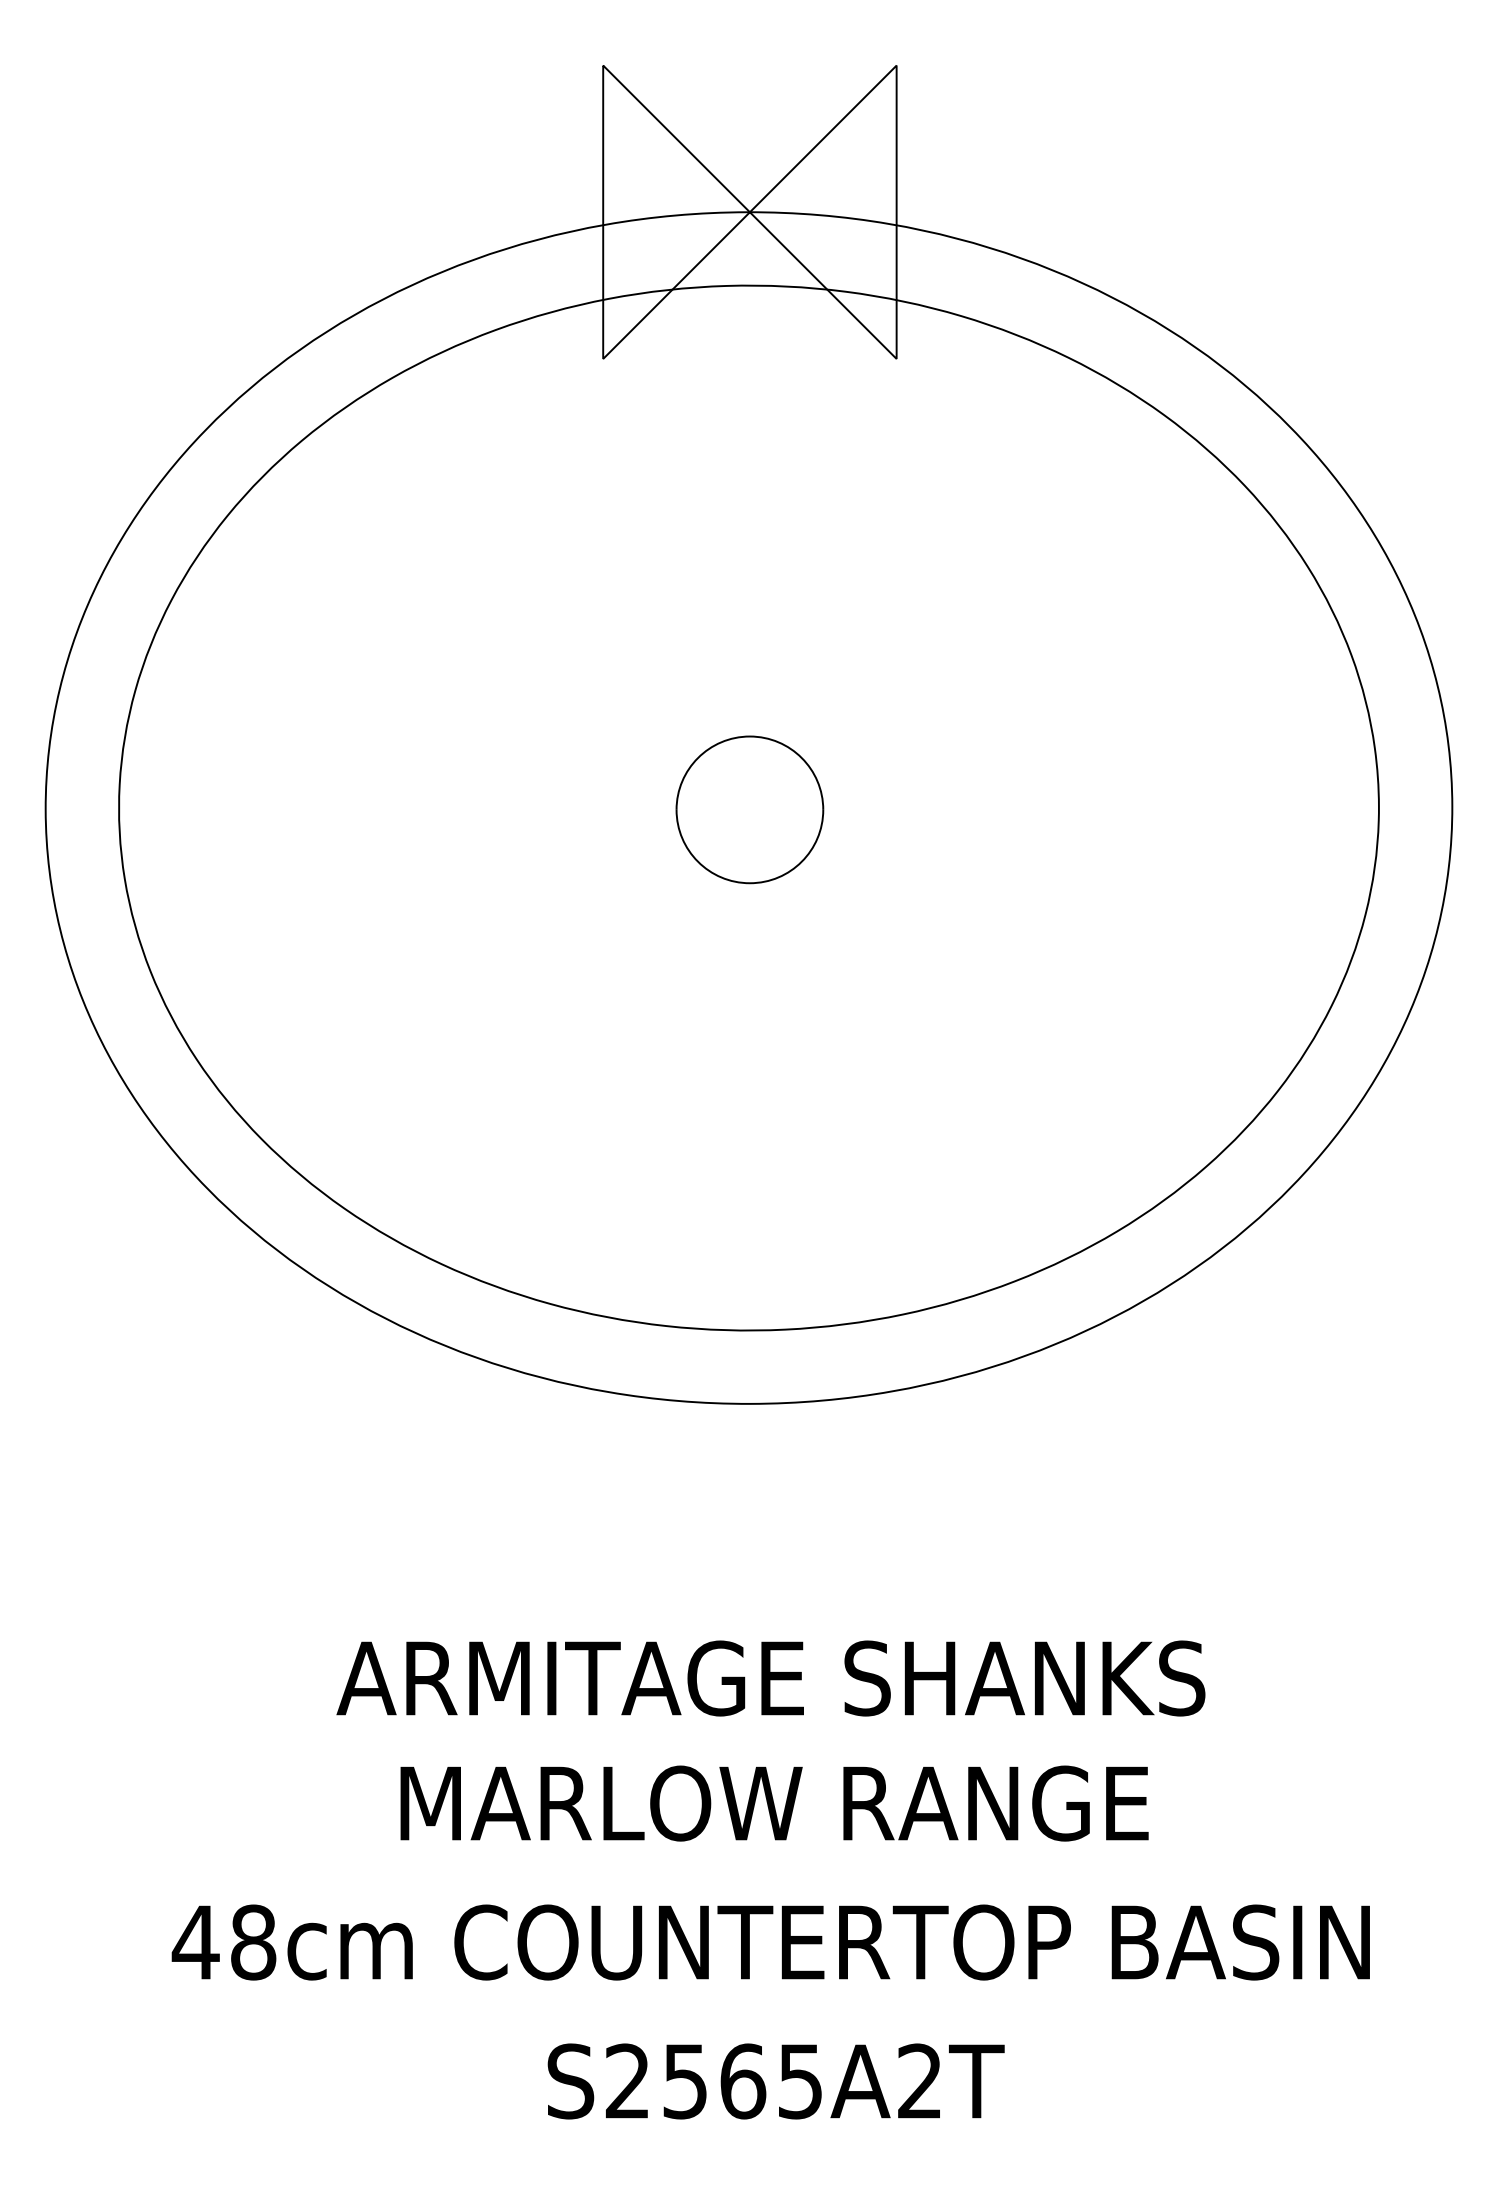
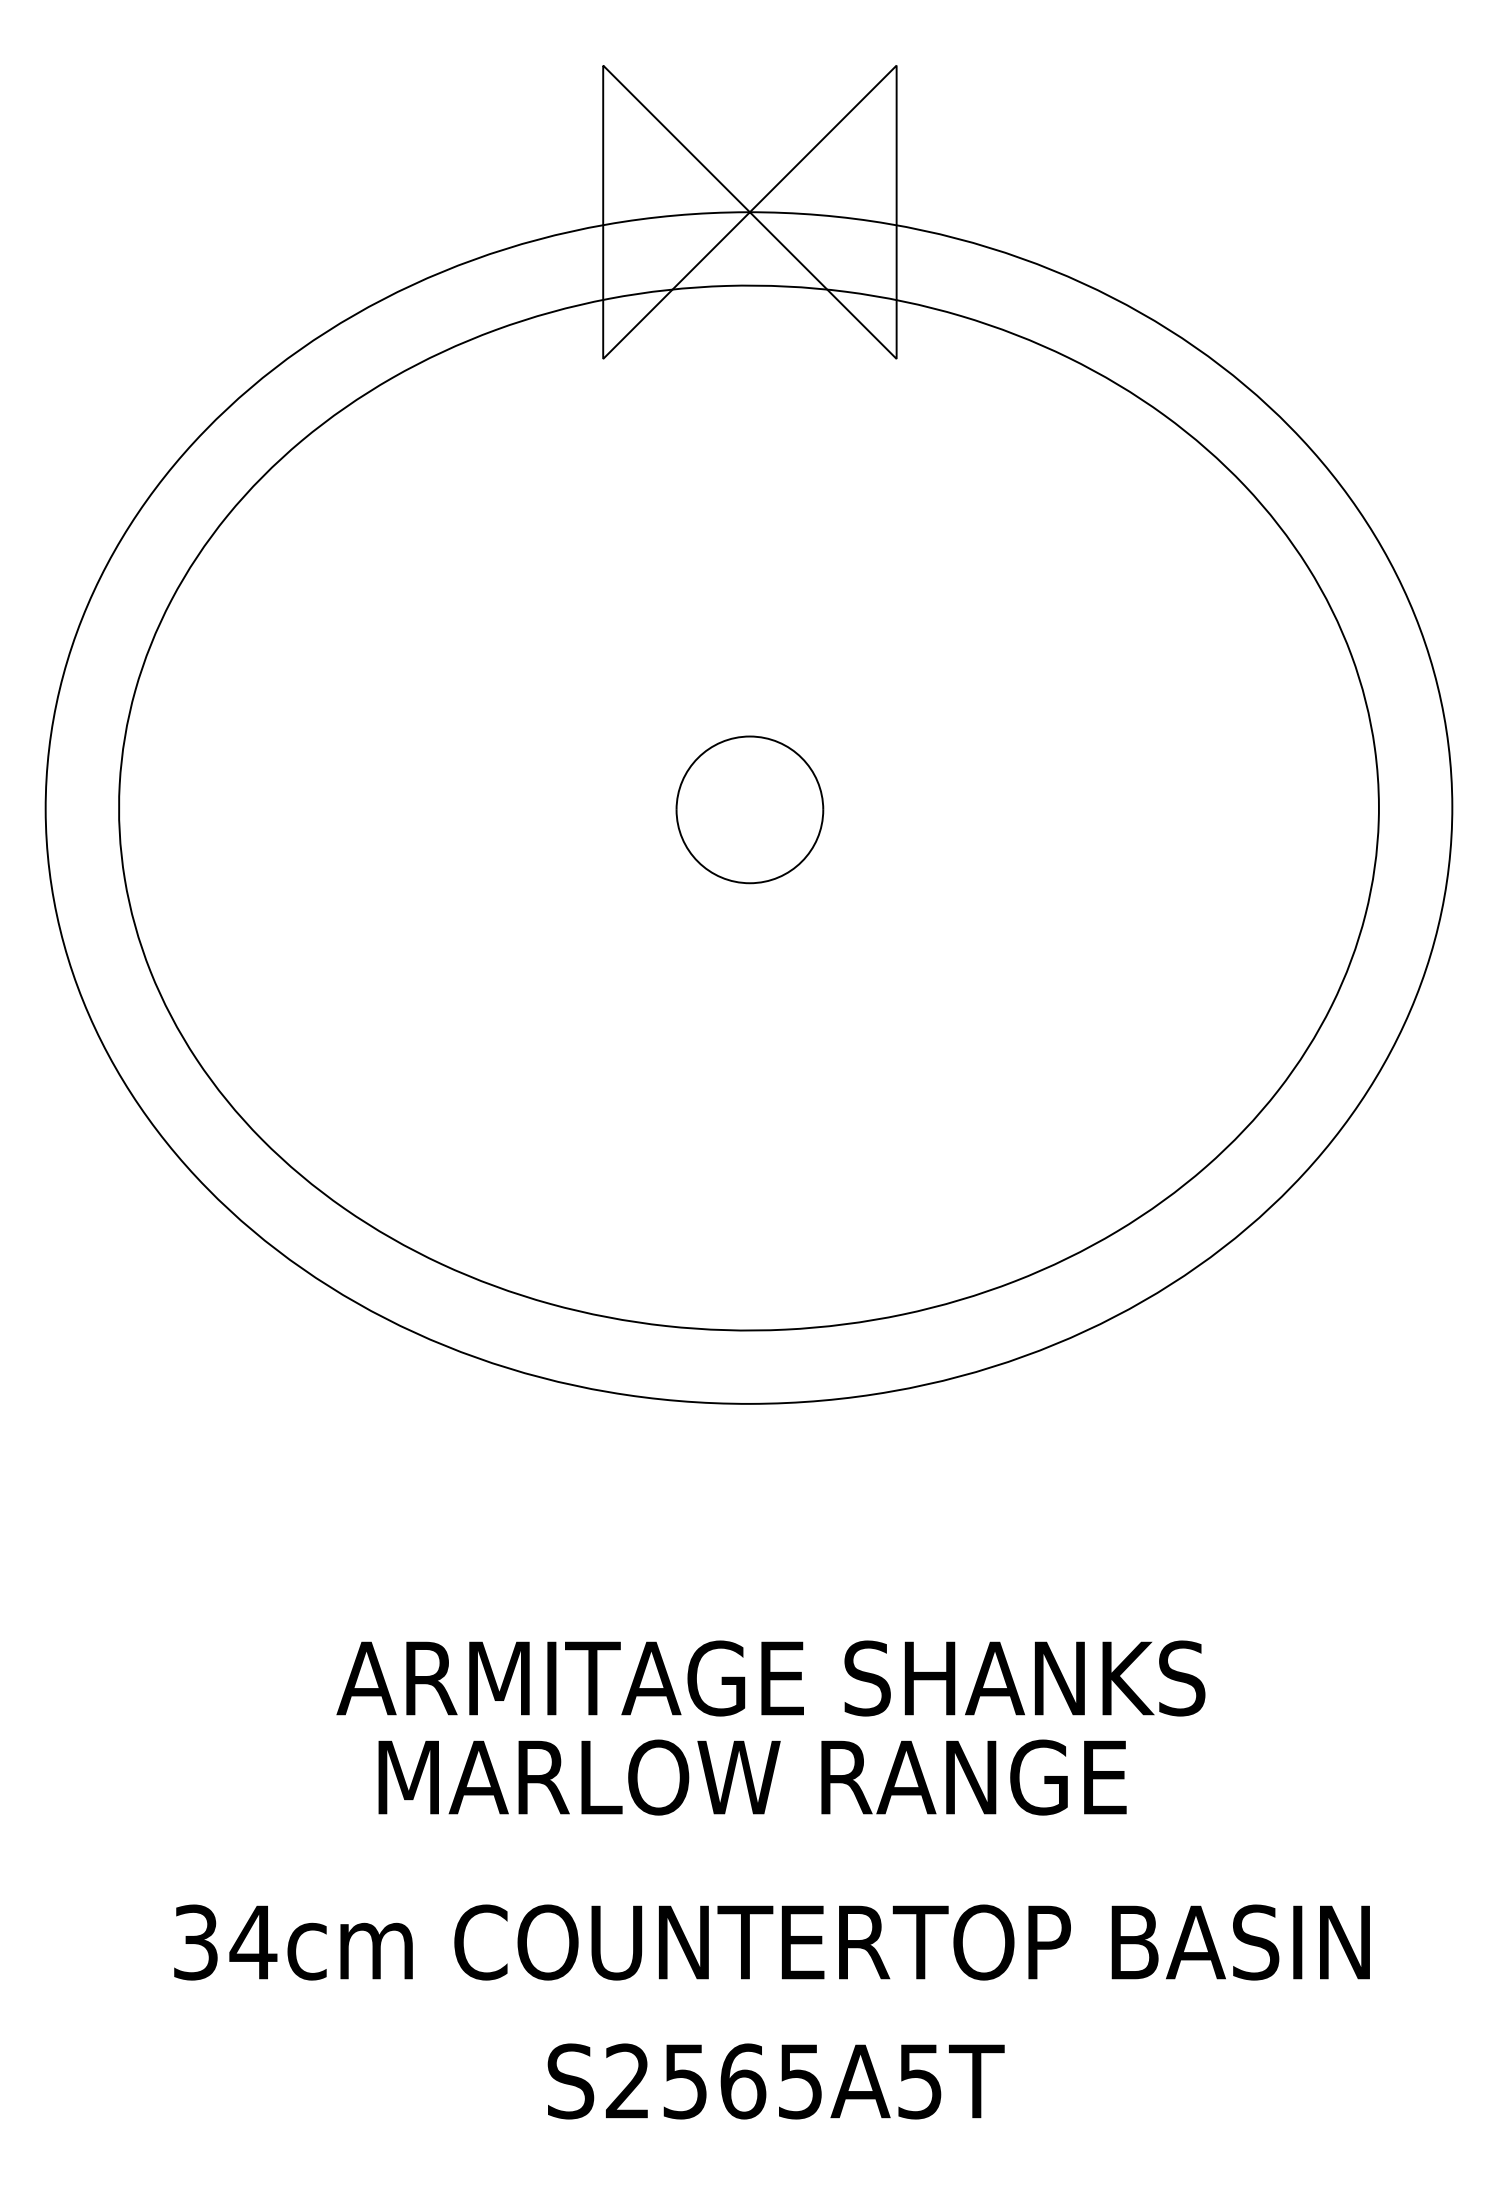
text position: (774, 1803) -> (752, 1777) (752, 1777)
text: 48cm -> 34cm (224, 1942)
text: S2565A2T -> S2565A5T (919, 2081)
